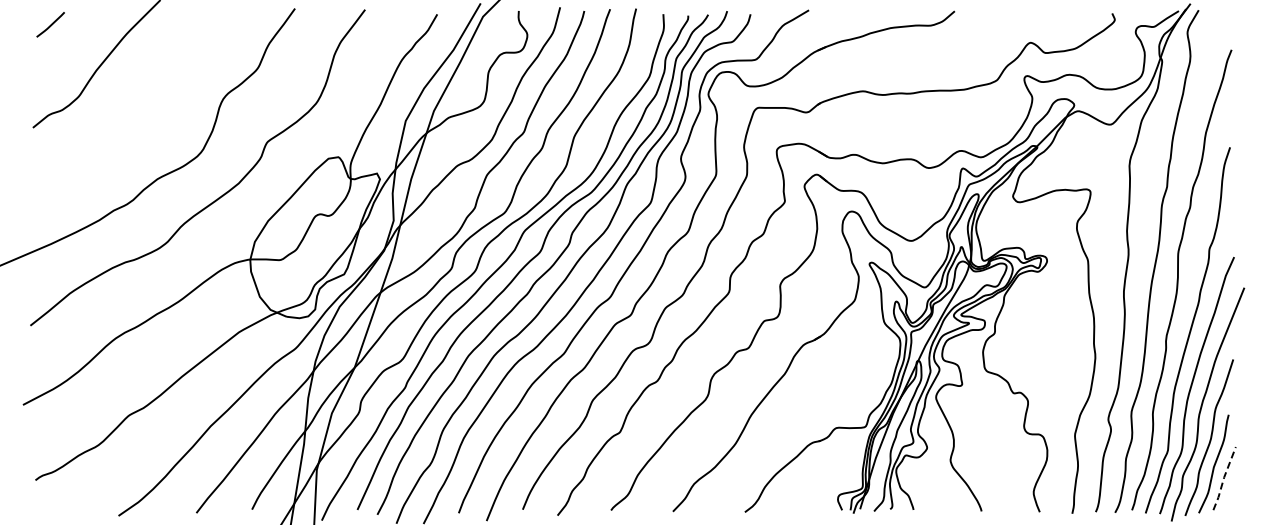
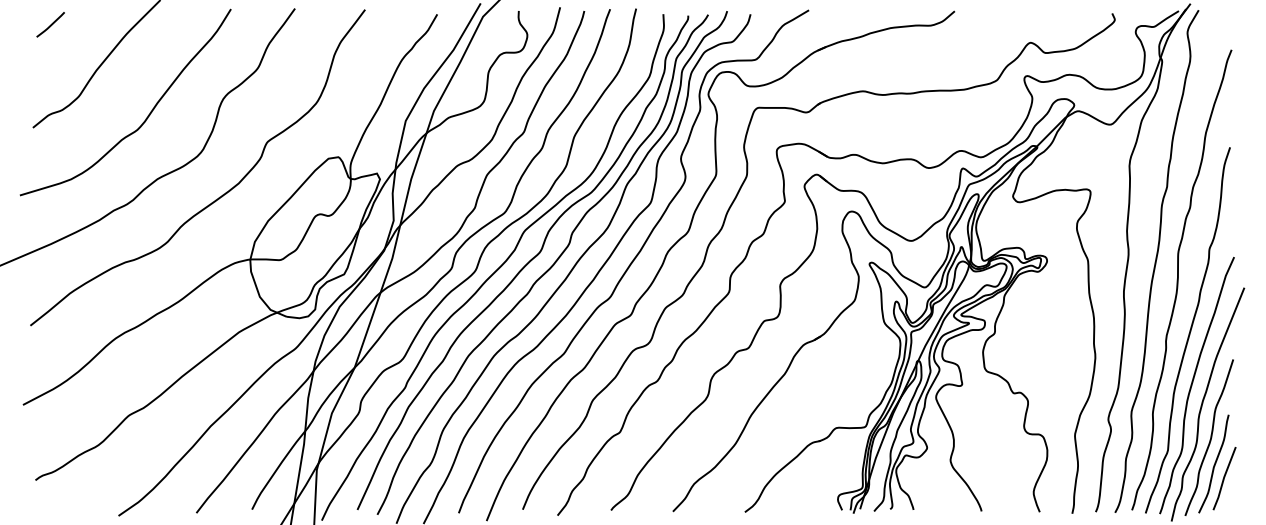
curve: none -> present (147, 115)
line: dashed -> solid (1223, 478)
